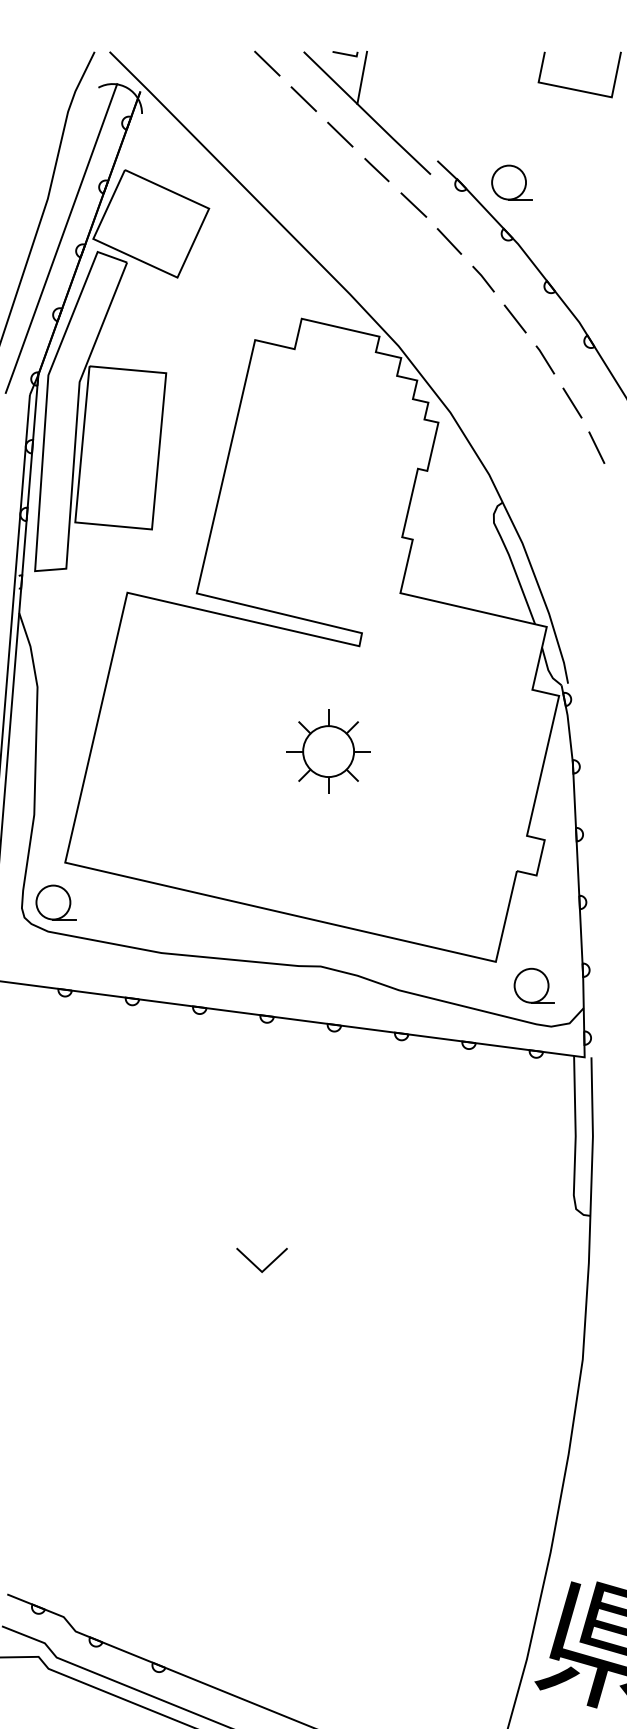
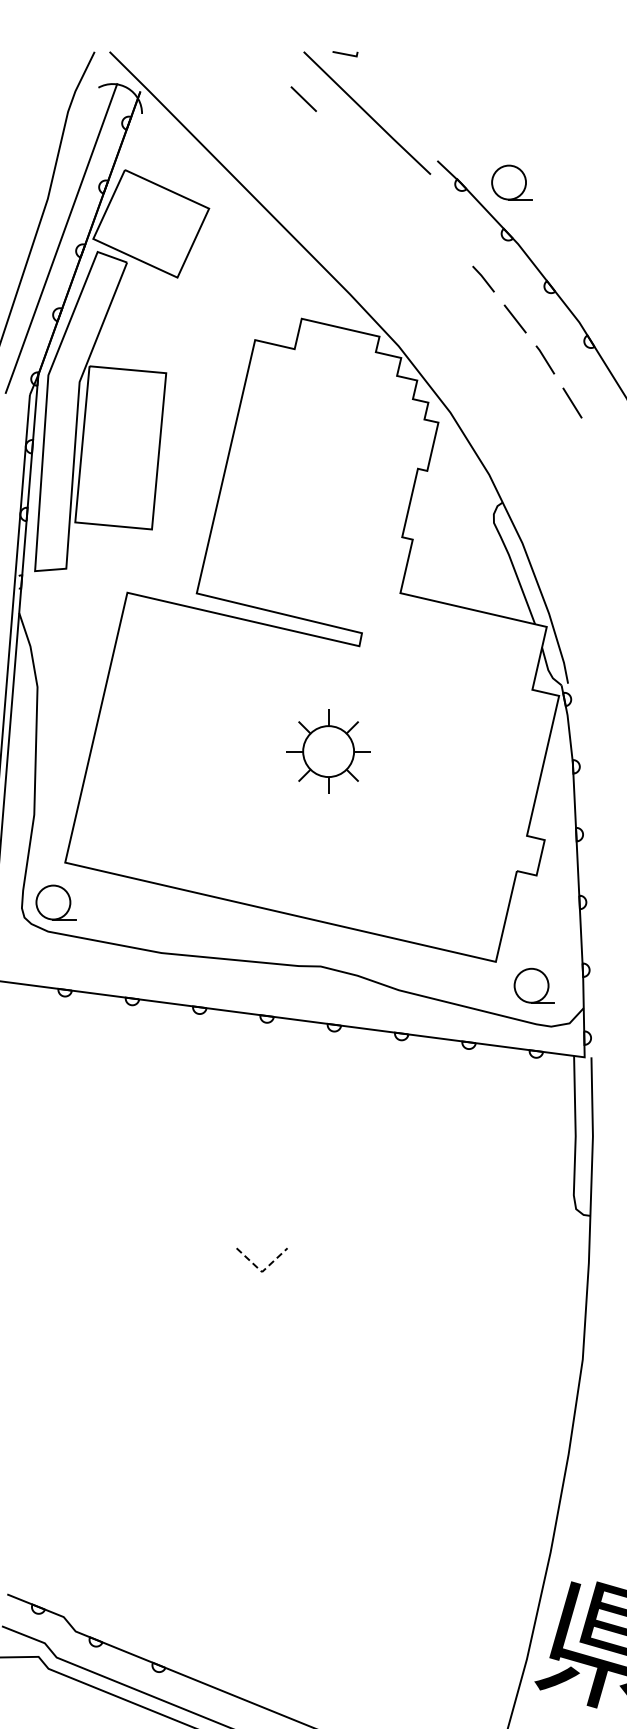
line: present -> none (267, 63)
line: present -> none (362, 77)
line: present -> none (574, 88)
line: present -> none (340, 134)
line: present -> none (376, 170)
line: present -> none (413, 204)
line: present -> none (449, 241)
line: present -> none (596, 447)
line: solid -> dashed (262, 1272)
